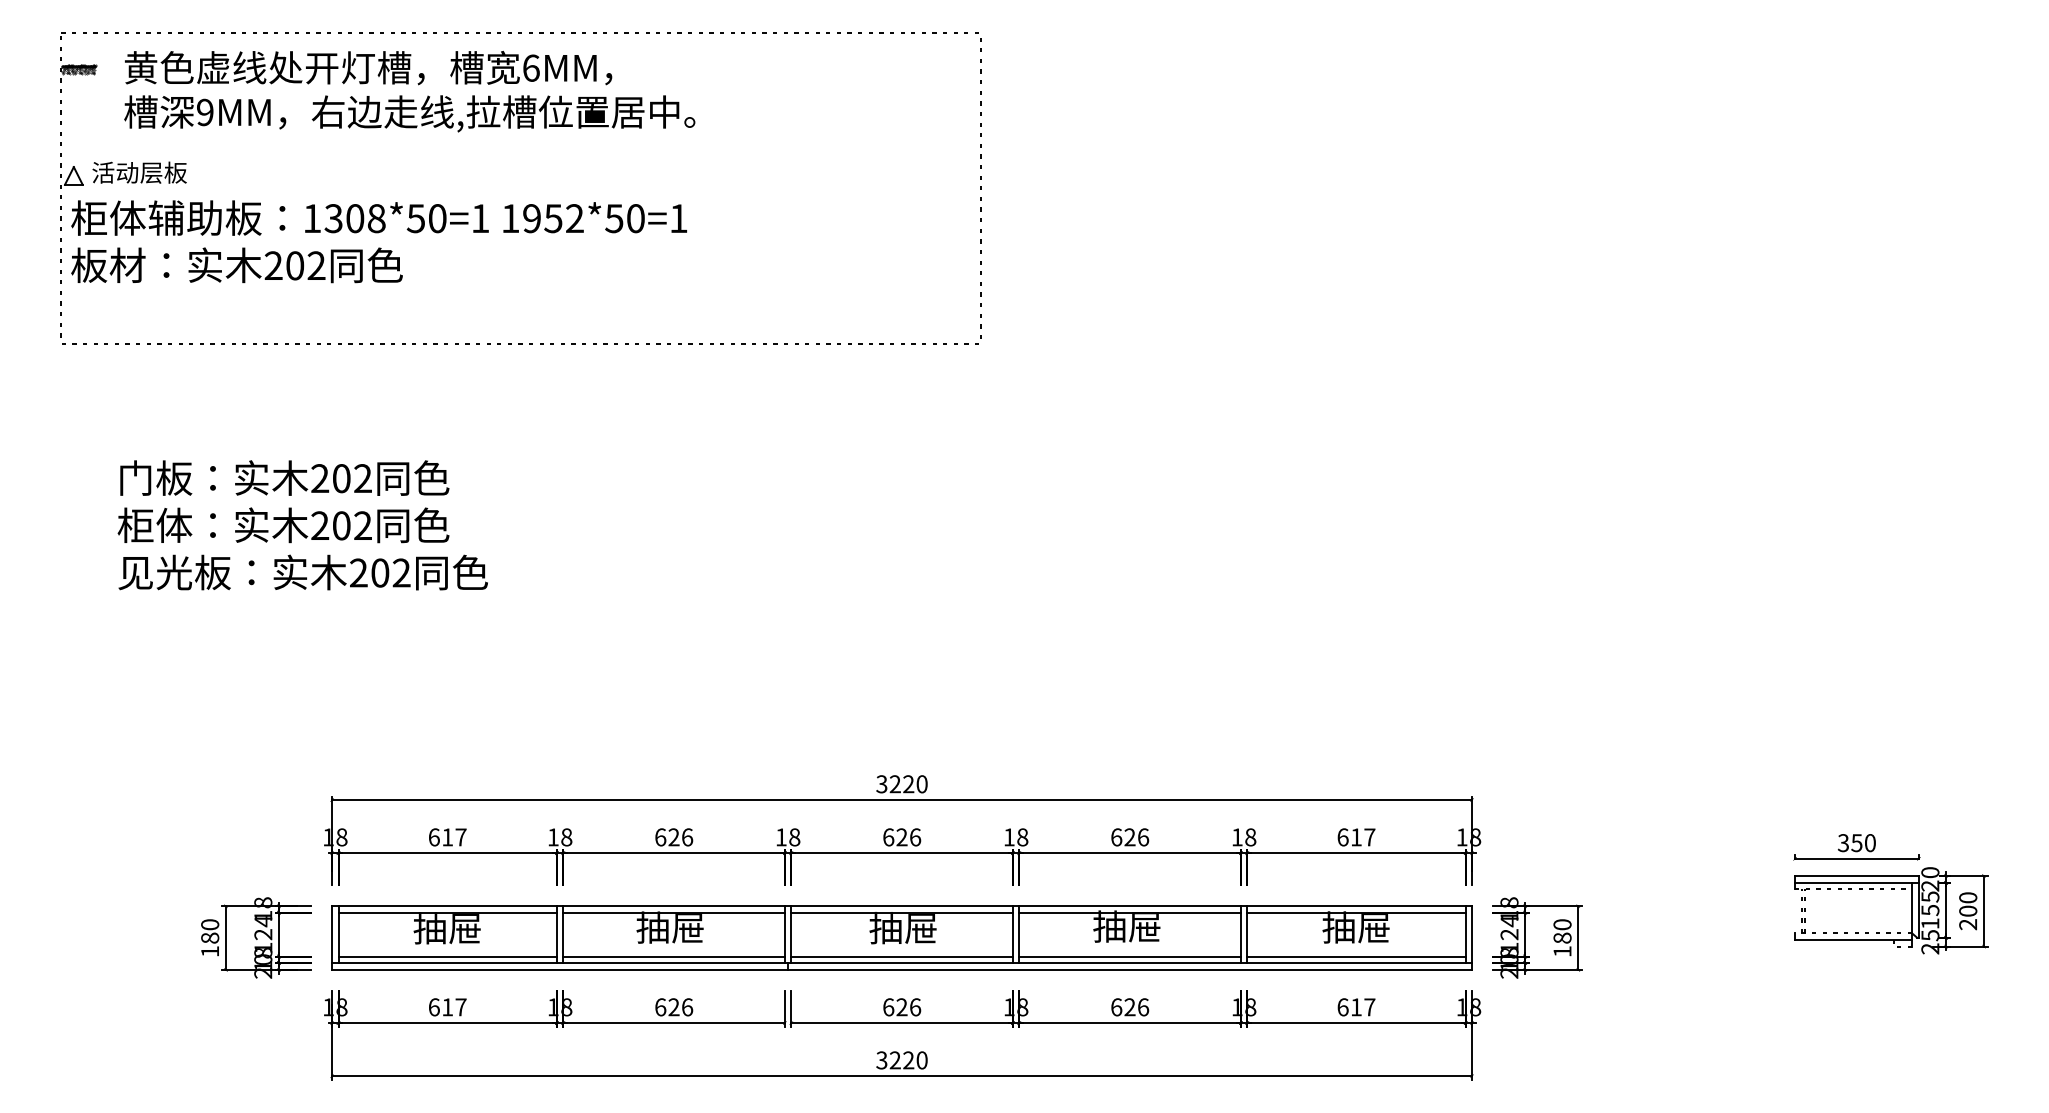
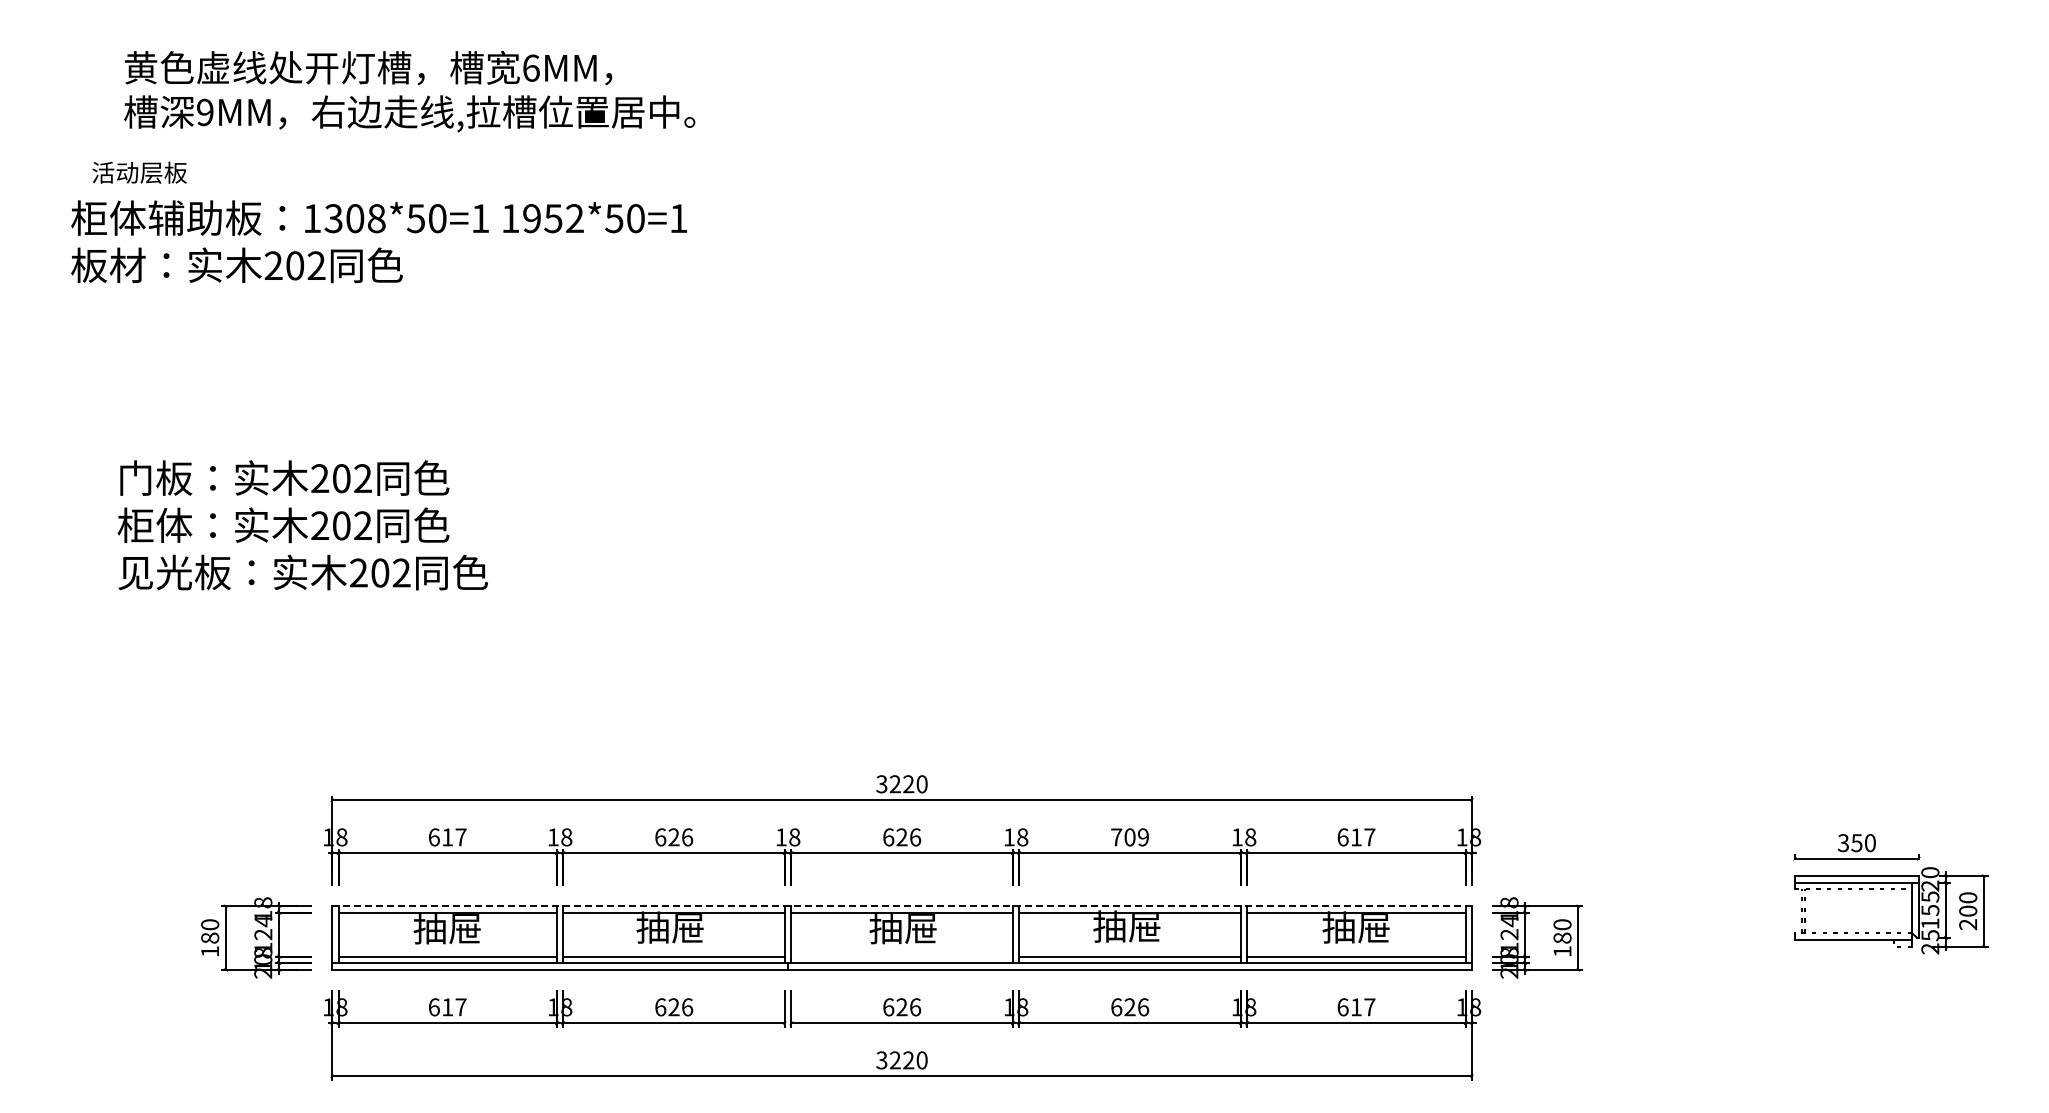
part: present -> none (520, 33)
text: 626 -> 709 (1130, 837)
line: solid -> dashed (902, 906)
line: present -> none (901, 956)
